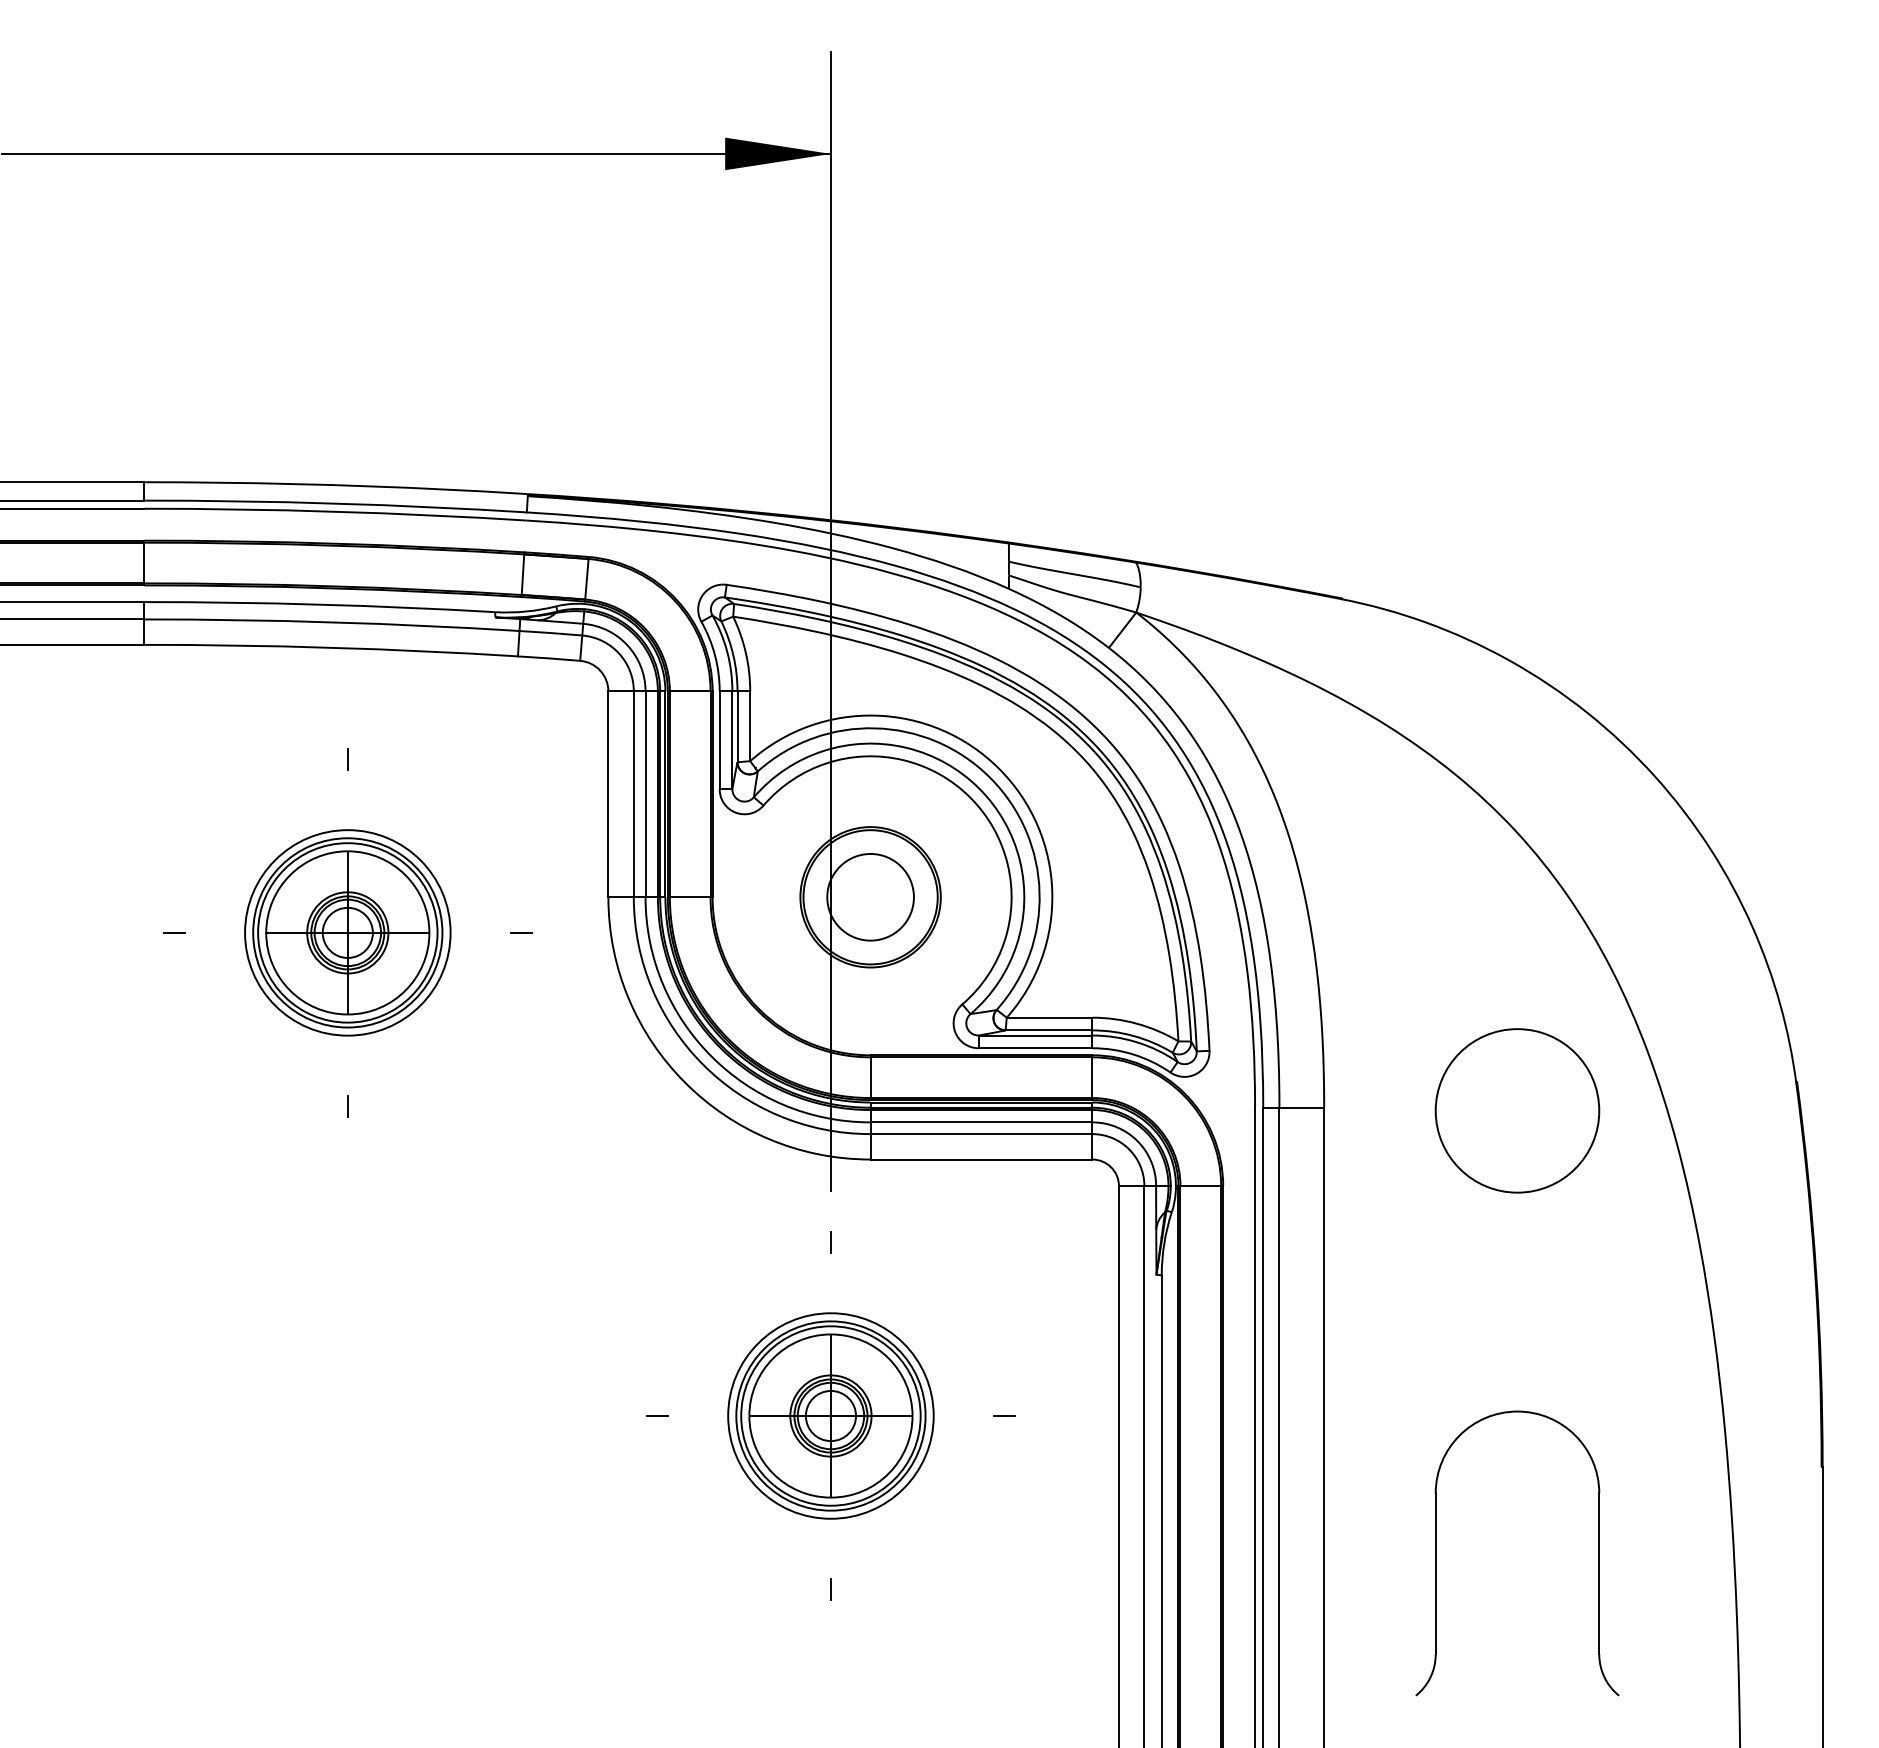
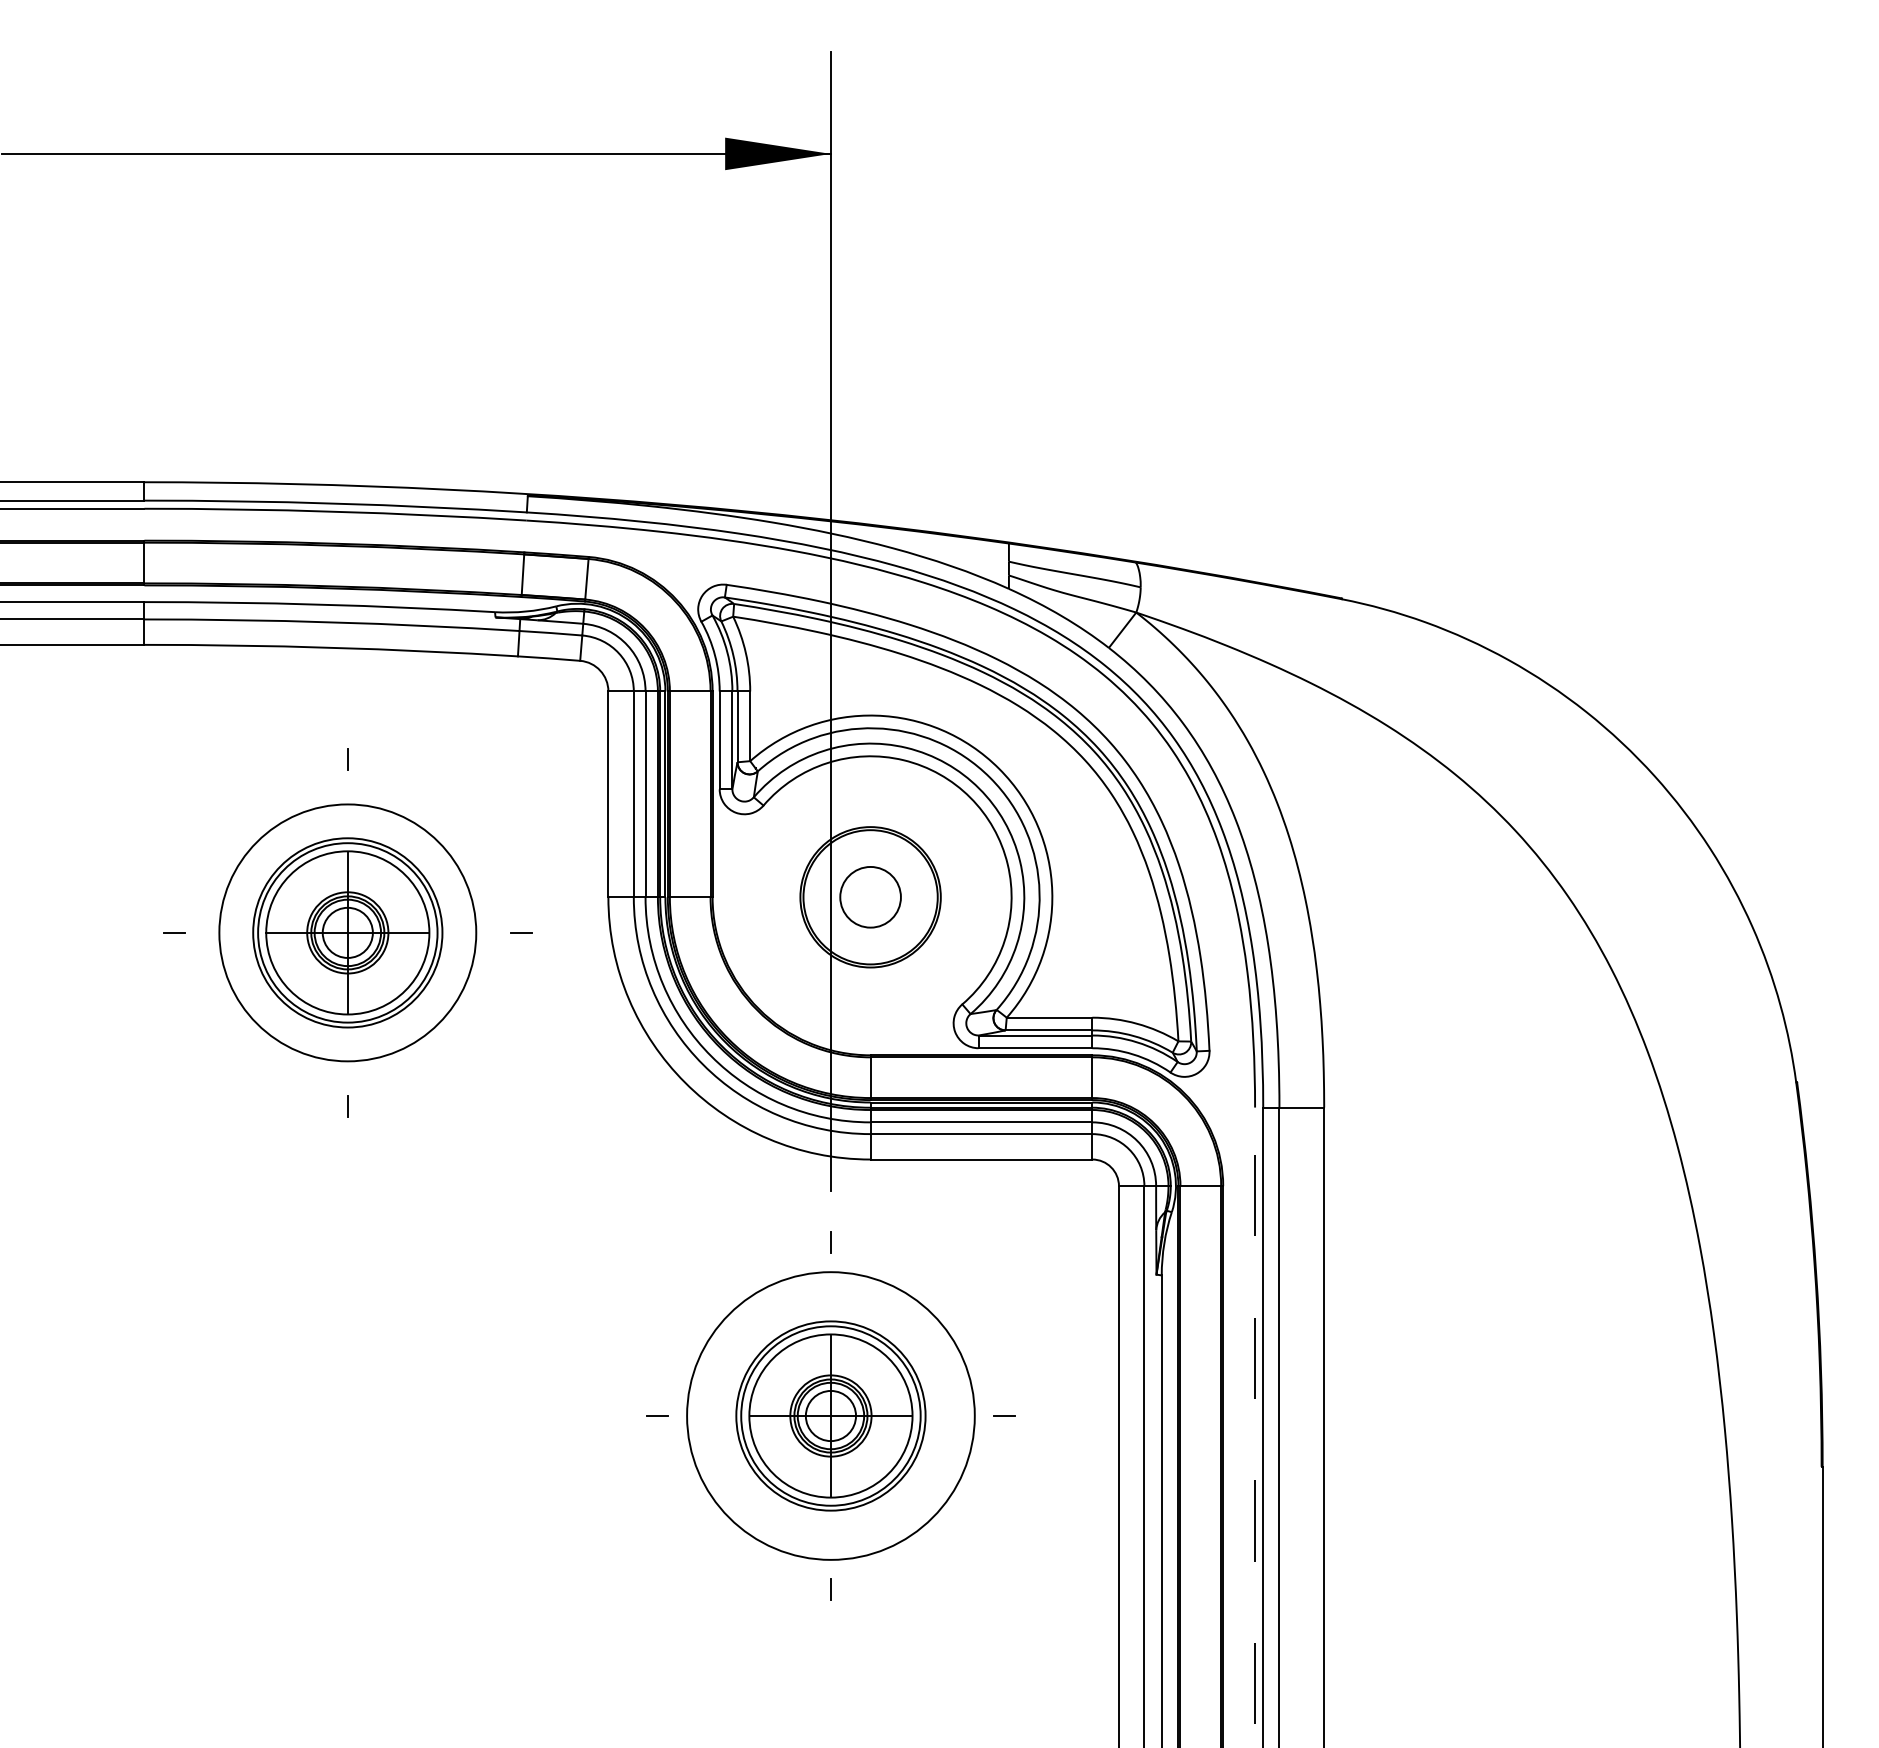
circle diameter: 87 px -> 61 px (870, 896)
circle diameter: 206 px -> 257 px (347, 932)
circle: present -> none (1517, 1110)
circle diameter: 206 px -> 288 px (830, 1415)
line: solid -> dashed (1255, 1427)
part: present -> none (1436, 1553)
